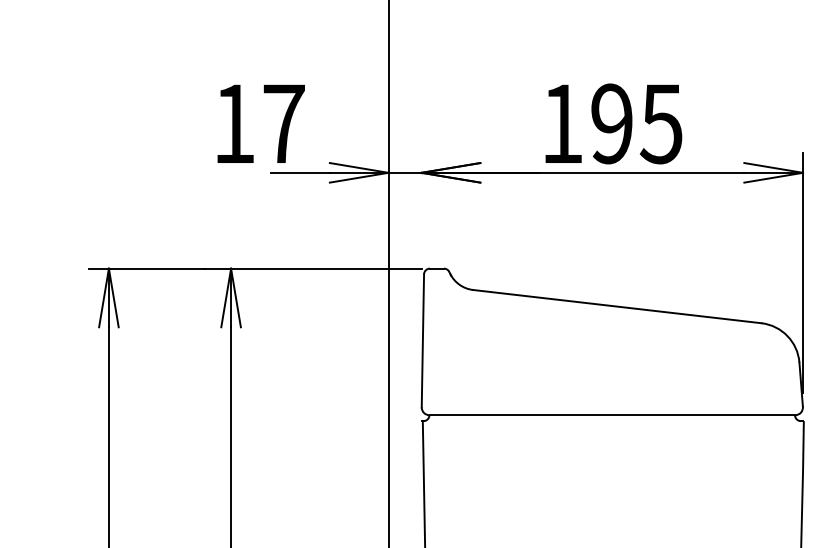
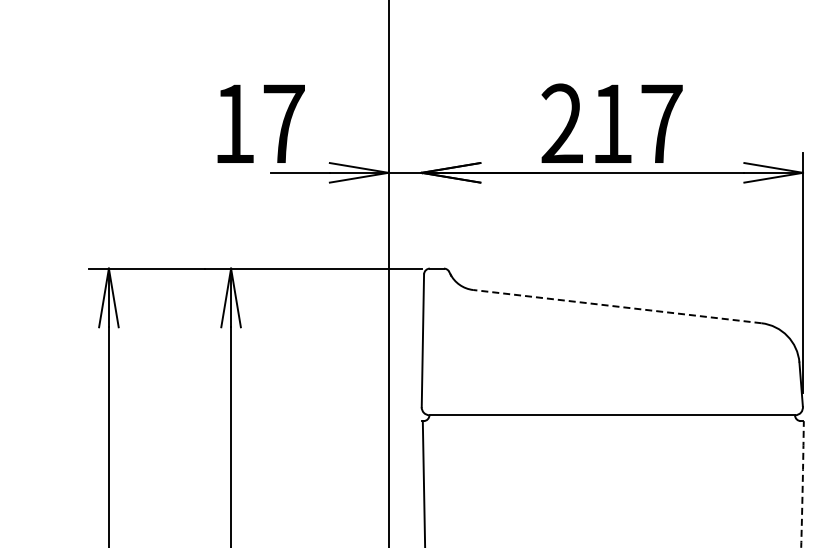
text: 195 -> 217 (611, 123)
line: solid -> dashed (616, 306)
arc: solid -> dashed (802, 484)
